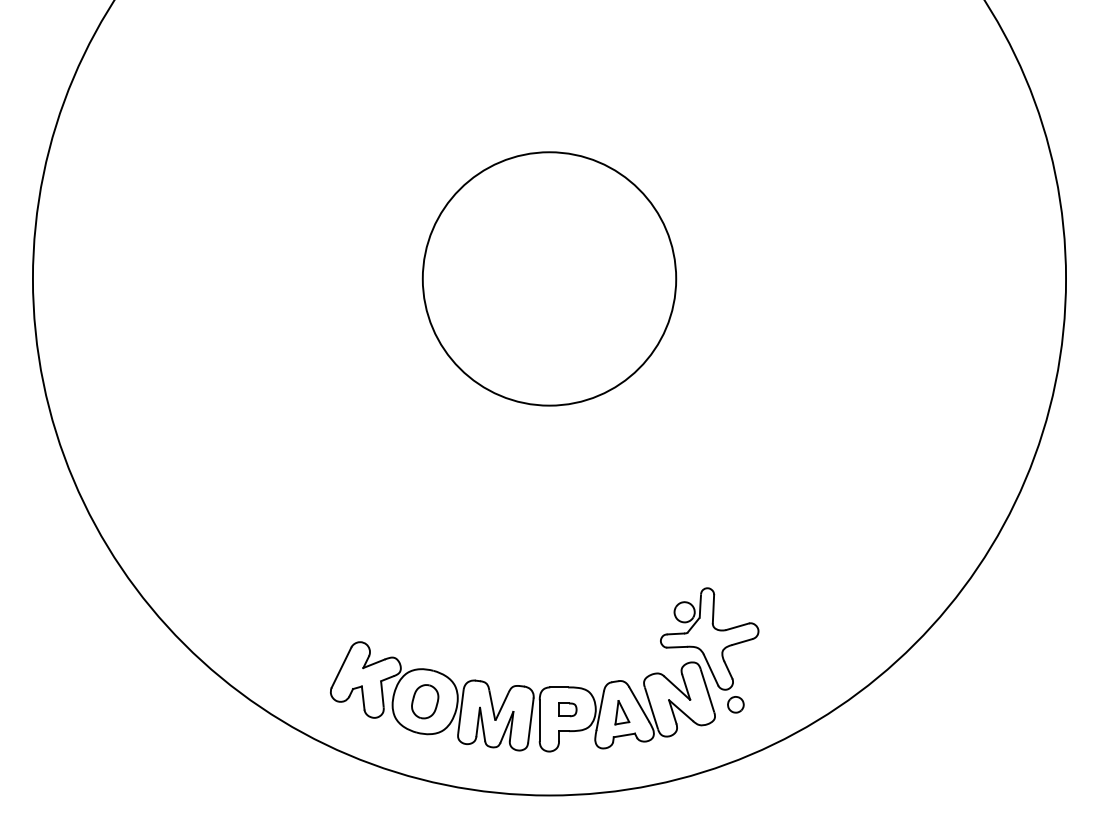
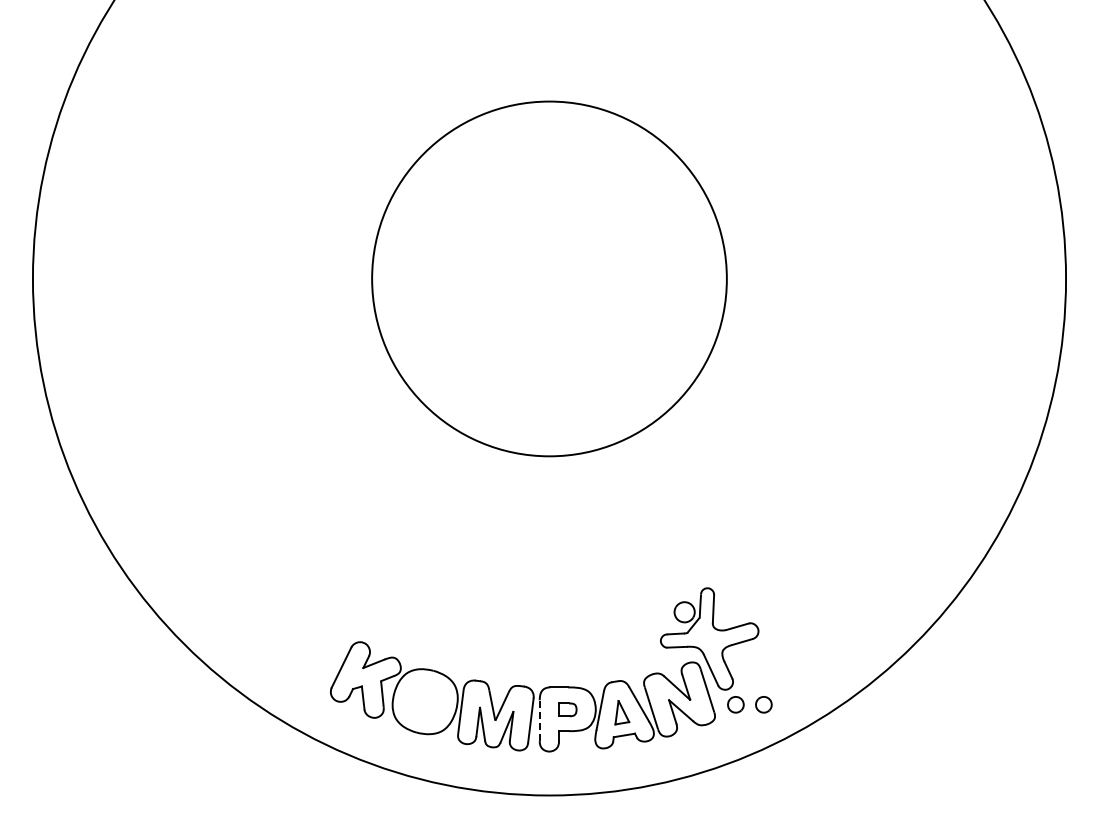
circle diameter: 253 px -> 355 px (549, 278)
part: present -> none (425, 701)
part: none -> present (763, 704)
line: solid -> dashed (539, 720)
